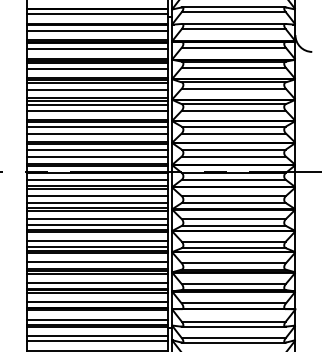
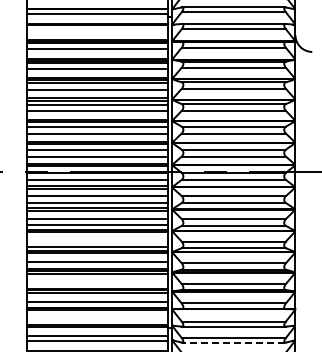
line: present -> none (96, 30)
line: present -> none (96, 240)
line: present -> none (96, 282)
line: present -> none (96, 320)
line: solid -> dashed (233, 342)
